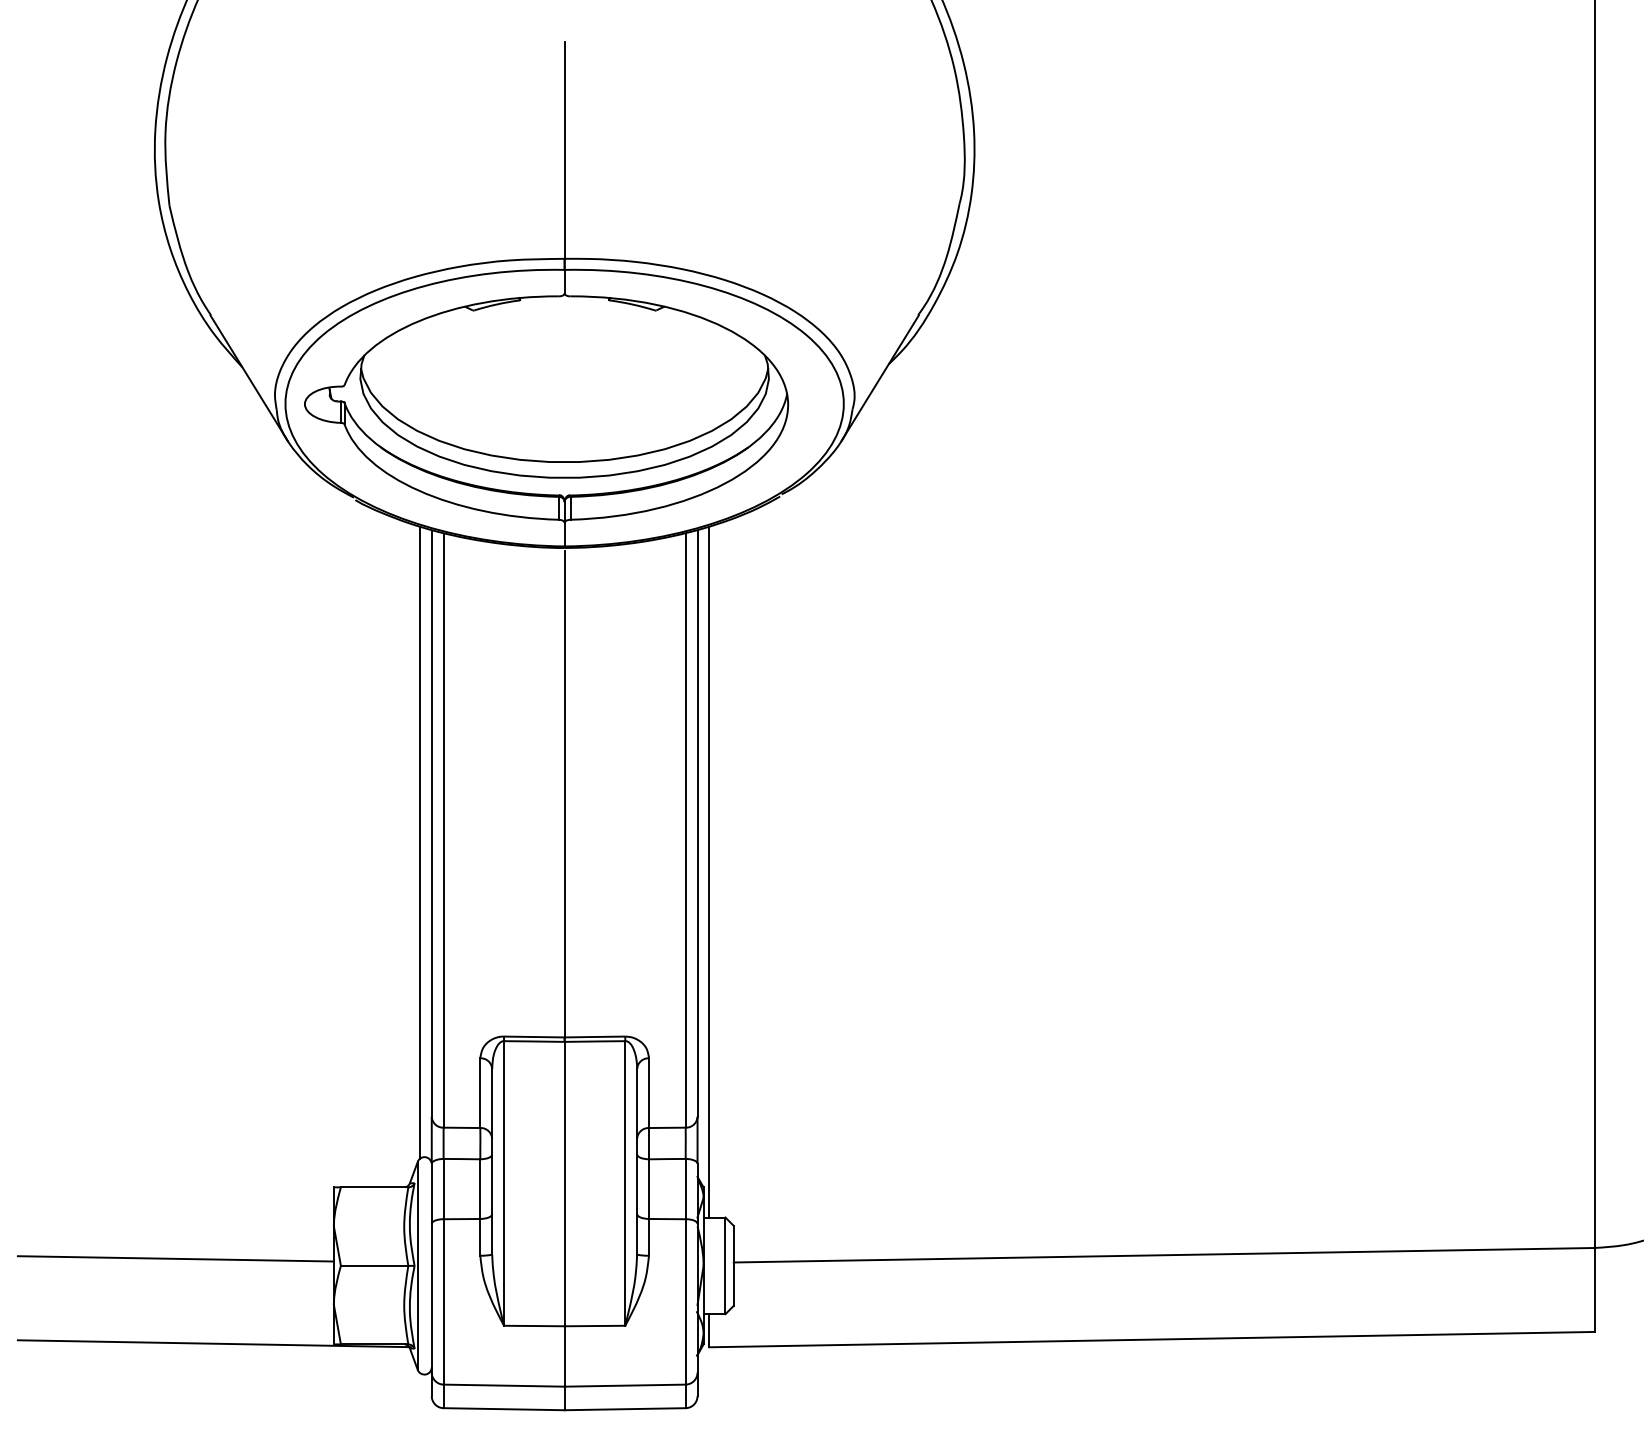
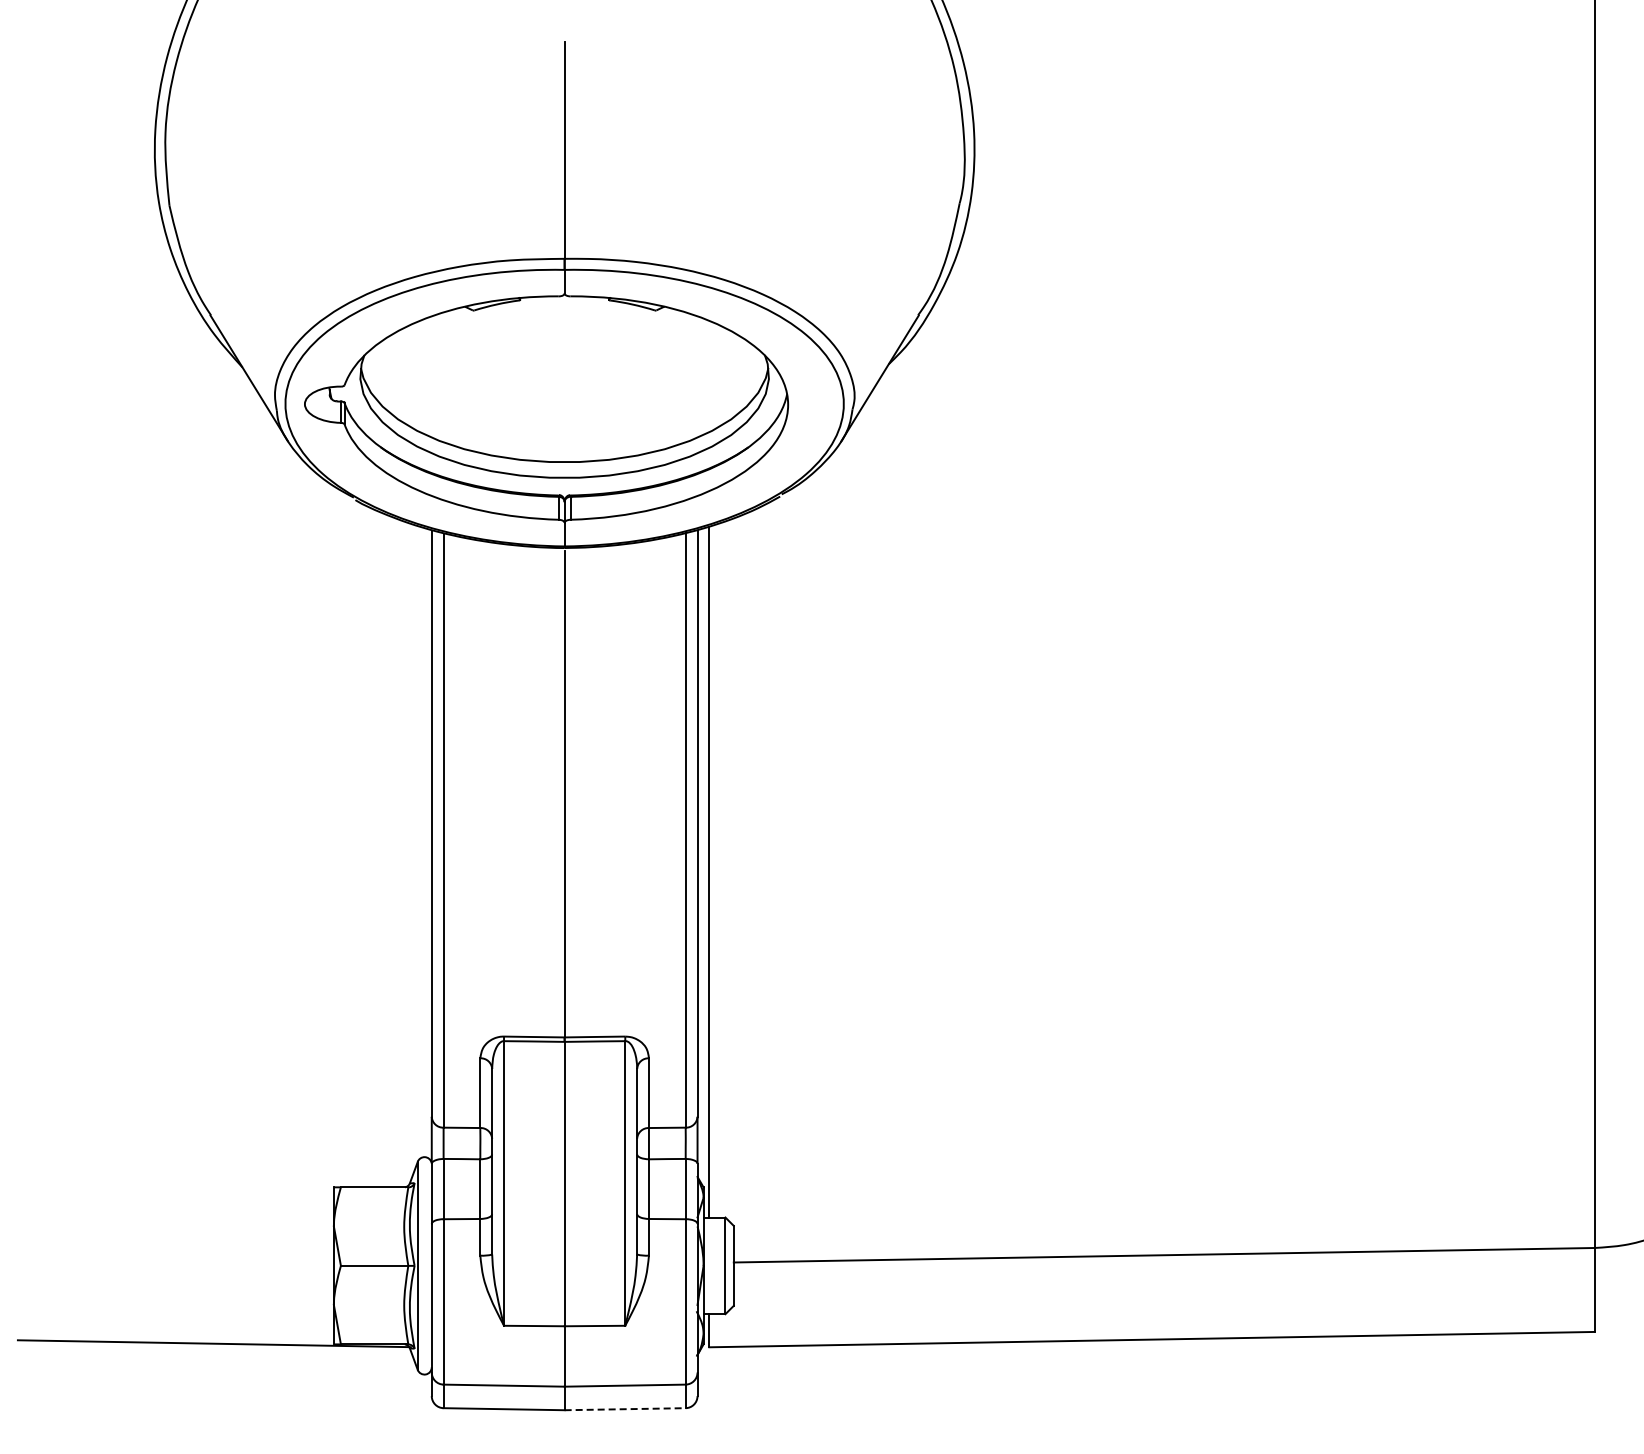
line: present -> none (419, 842)
line: present -> none (175, 1258)
line: solid -> dashed (625, 1409)
